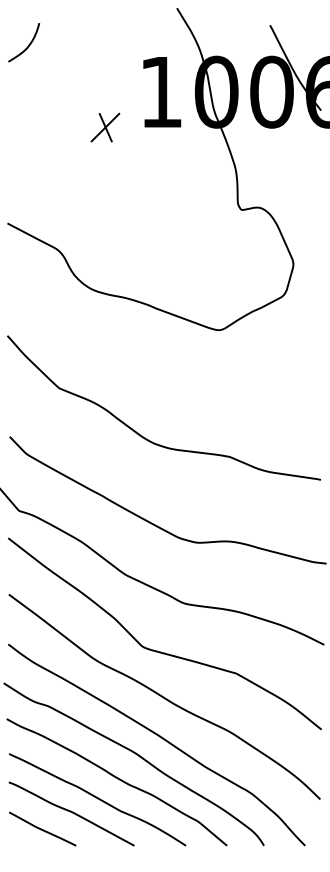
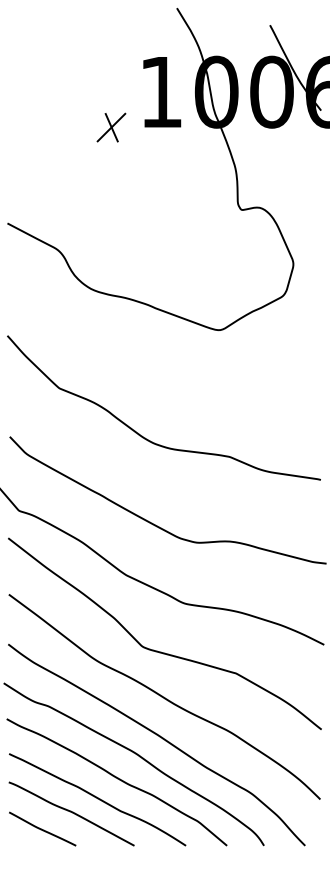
curve: present -> none (28, 44)
part position: (105, 127) -> (111, 127) (111, 127)
